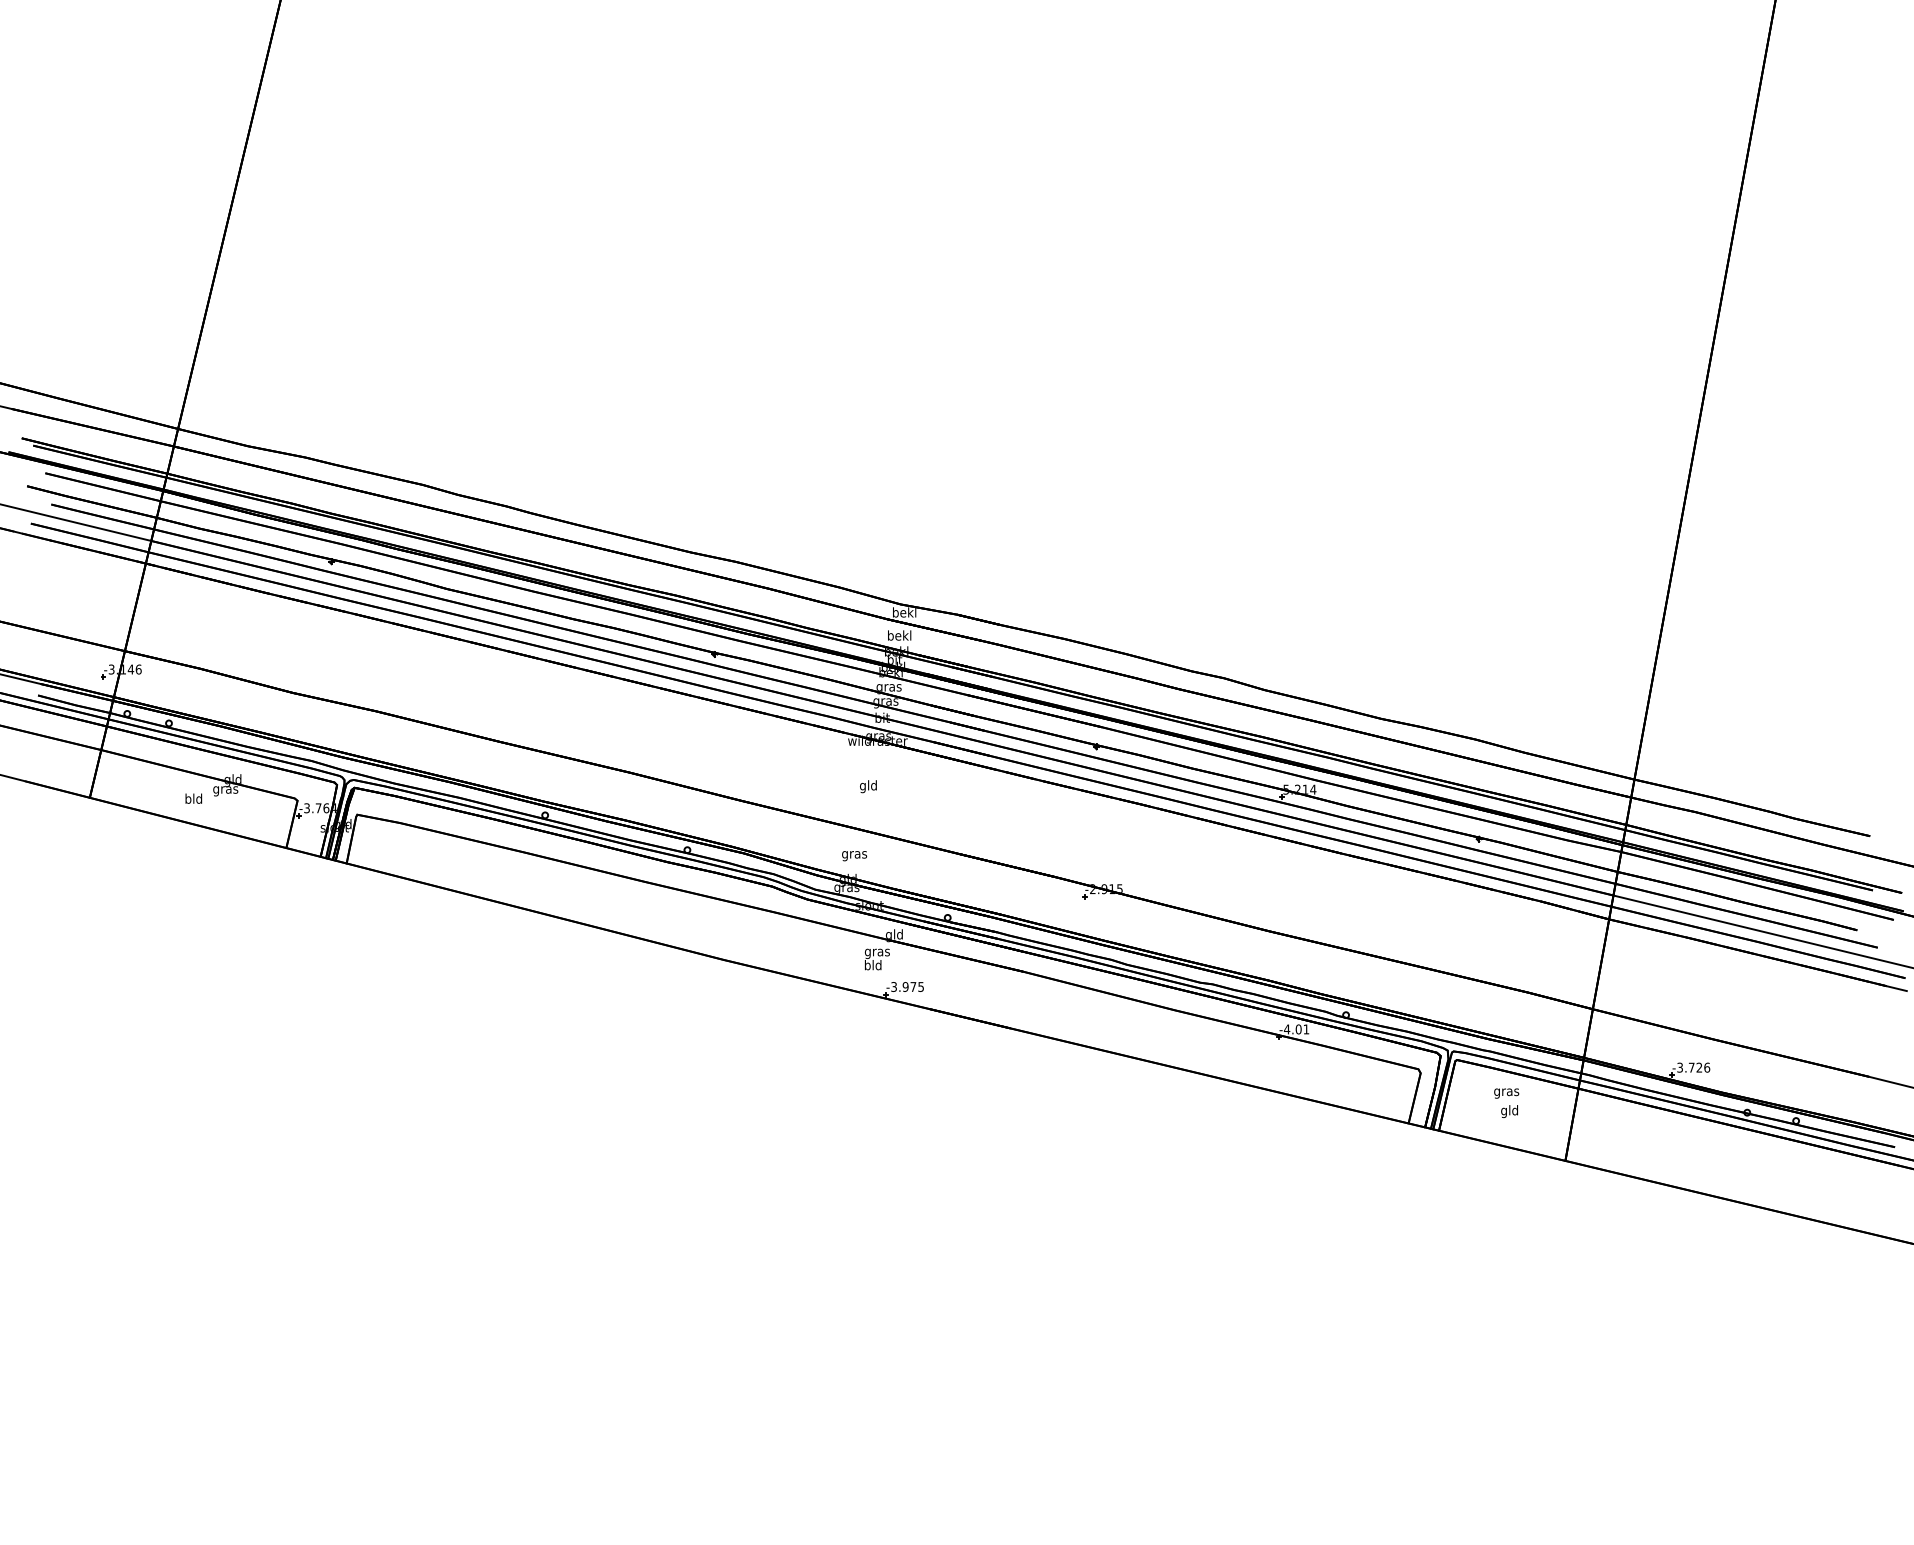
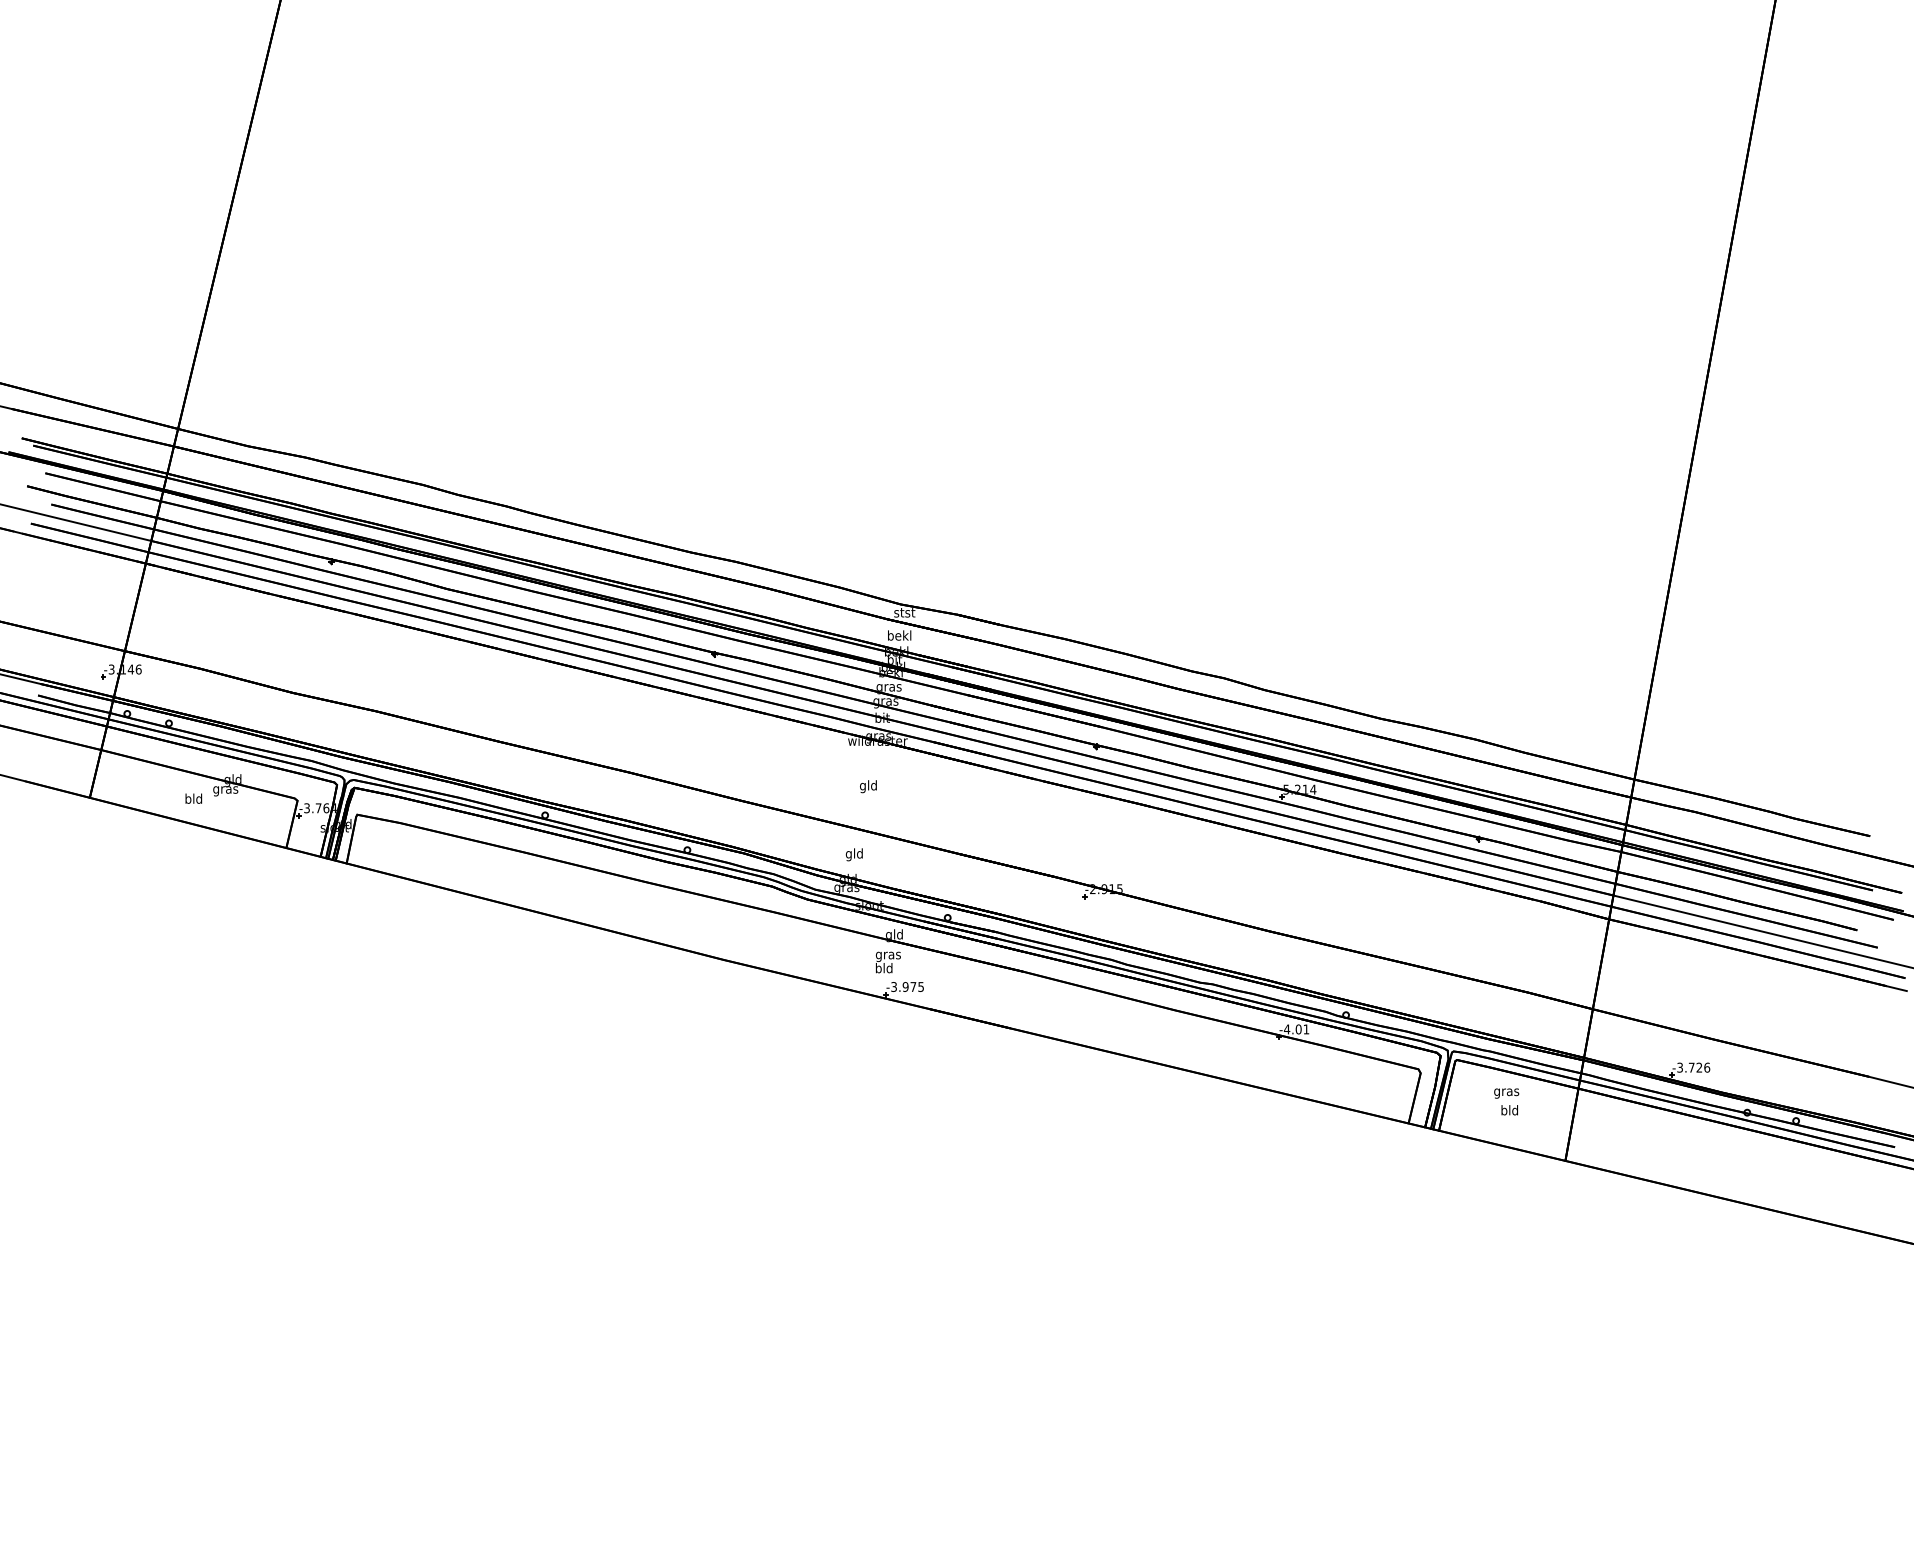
text: bekl -> stst (904, 612)
text: gras -> gld (854, 854)
text position: (876, 959) -> (887, 962) (887, 962)
text: gld -> bld (1504, 1111)
